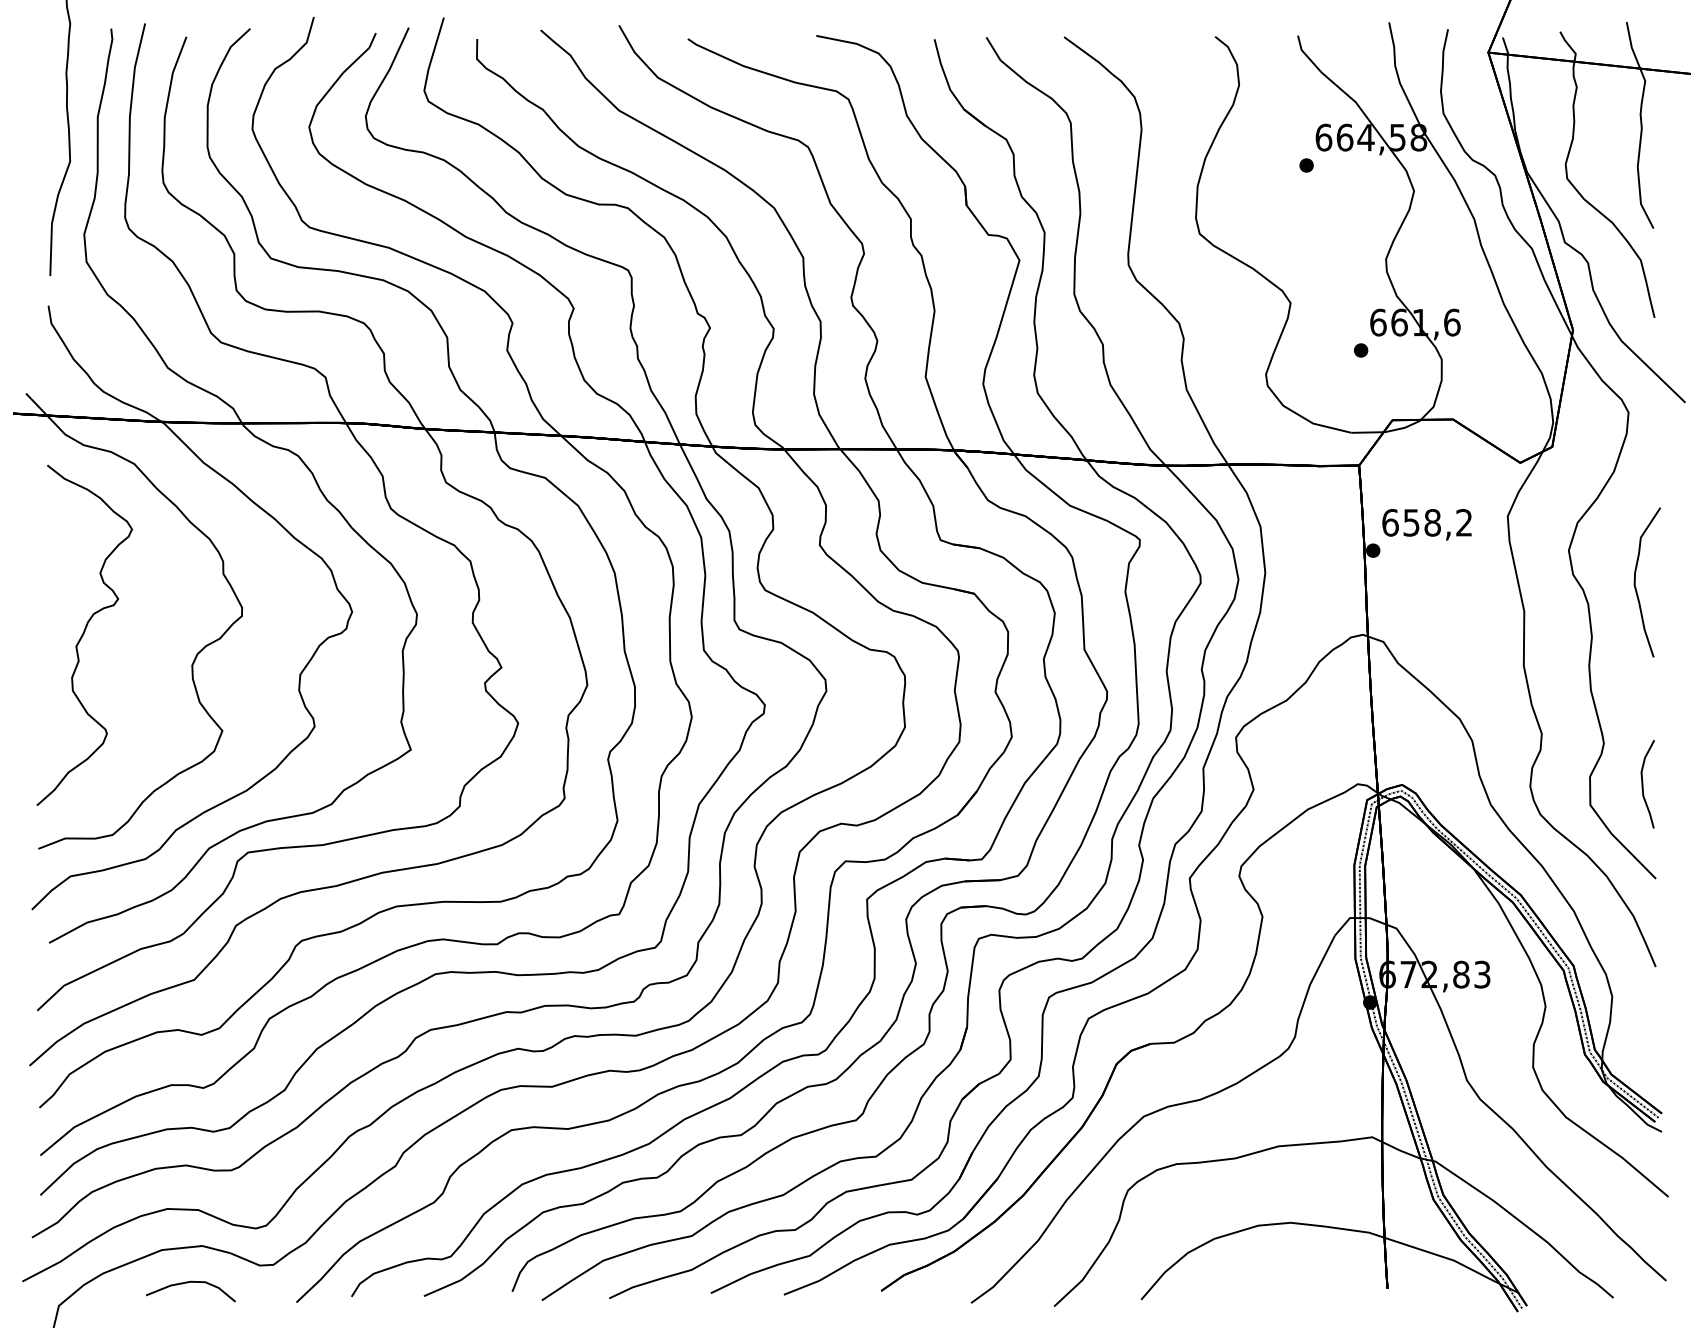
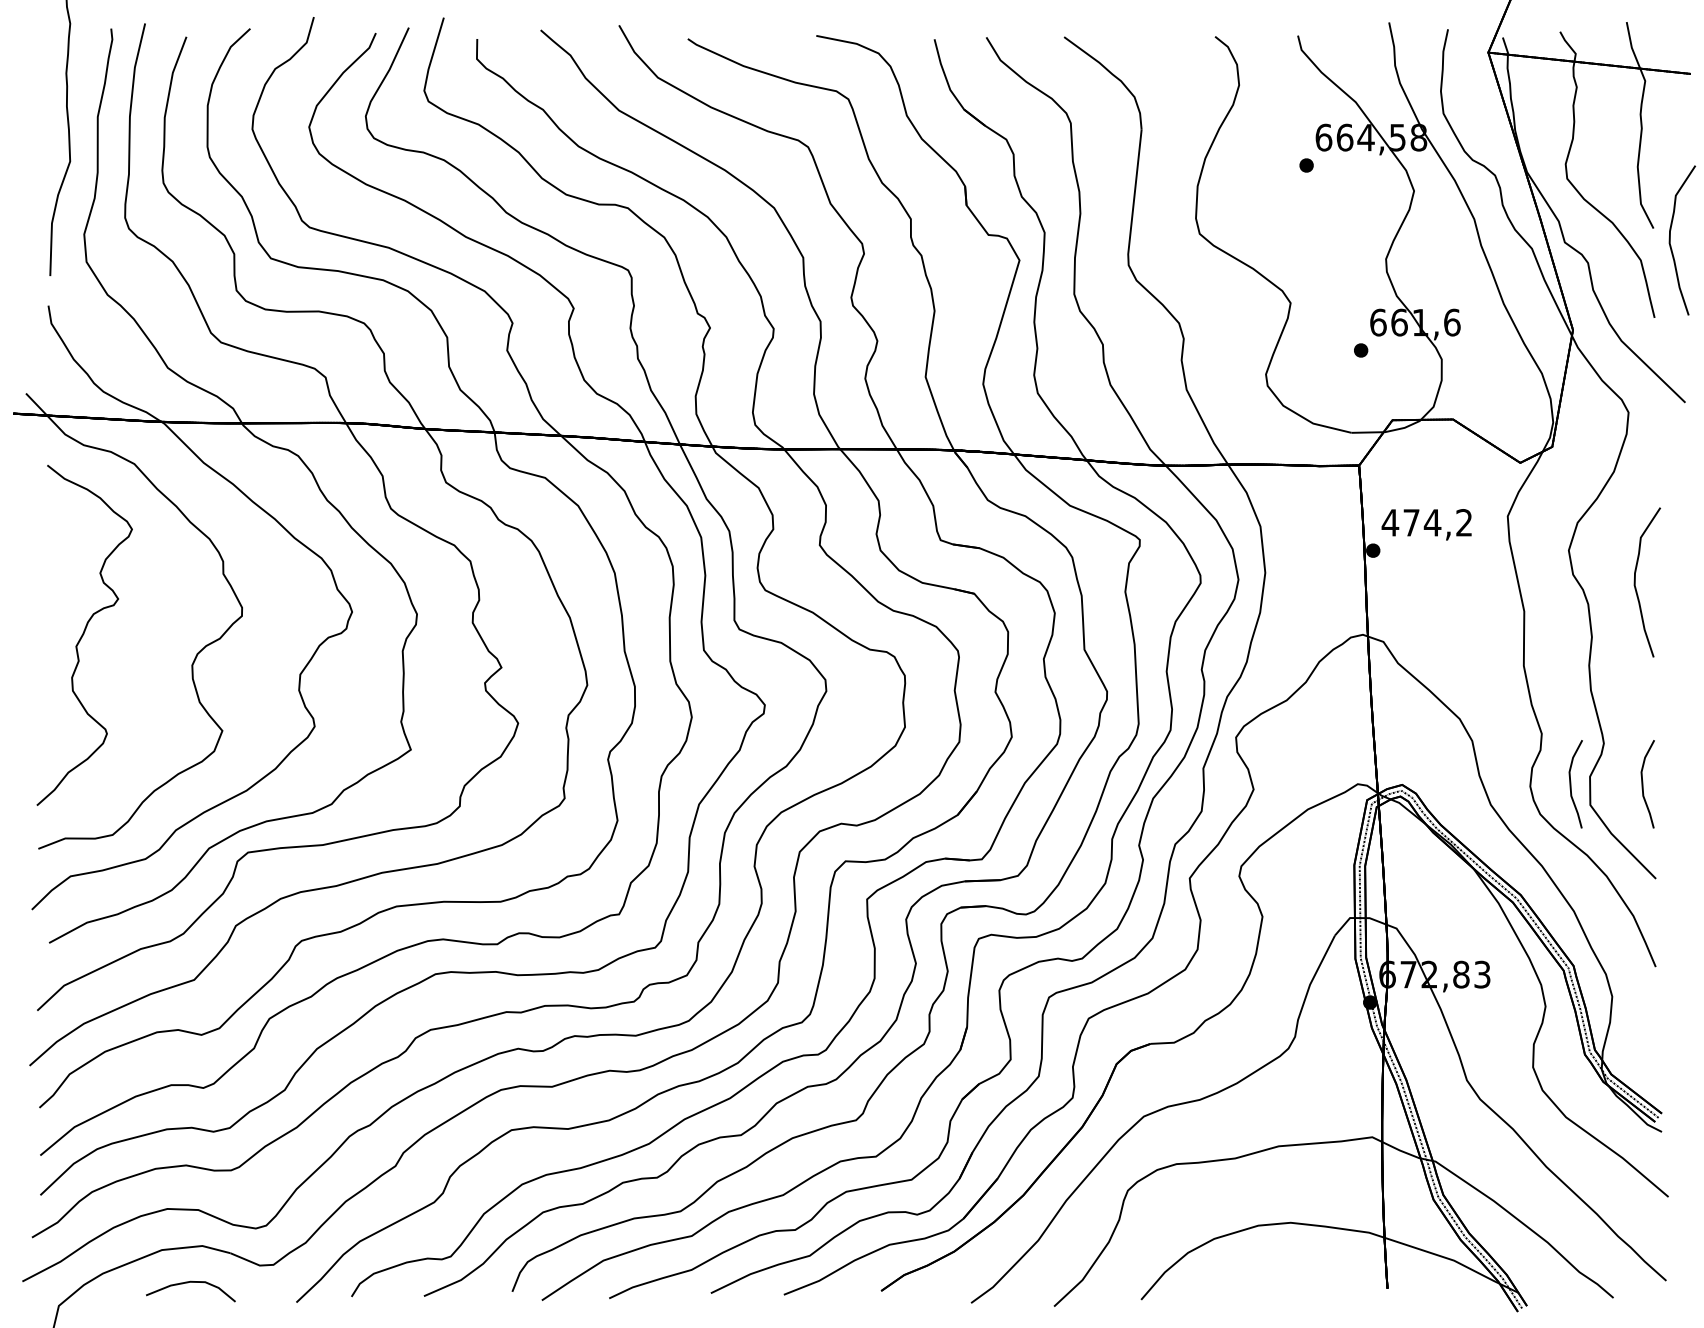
curve: none -> present (1670, 240)
text: 658,2 -> 474,2 (1411, 522)
curve: none -> present (1571, 784)
